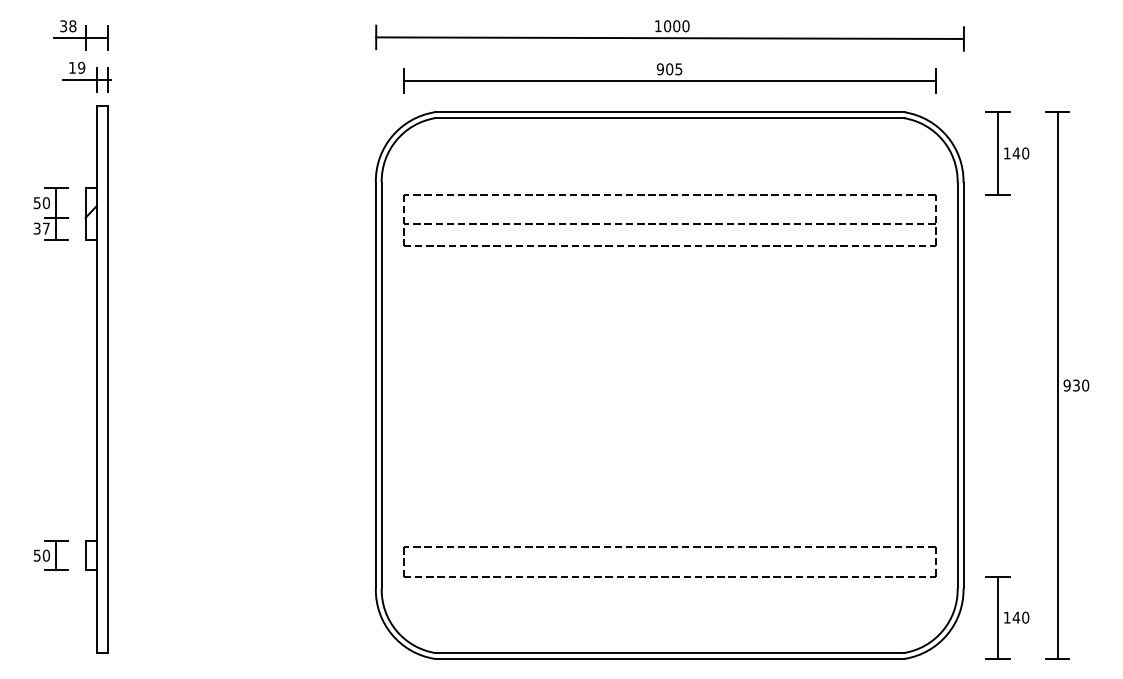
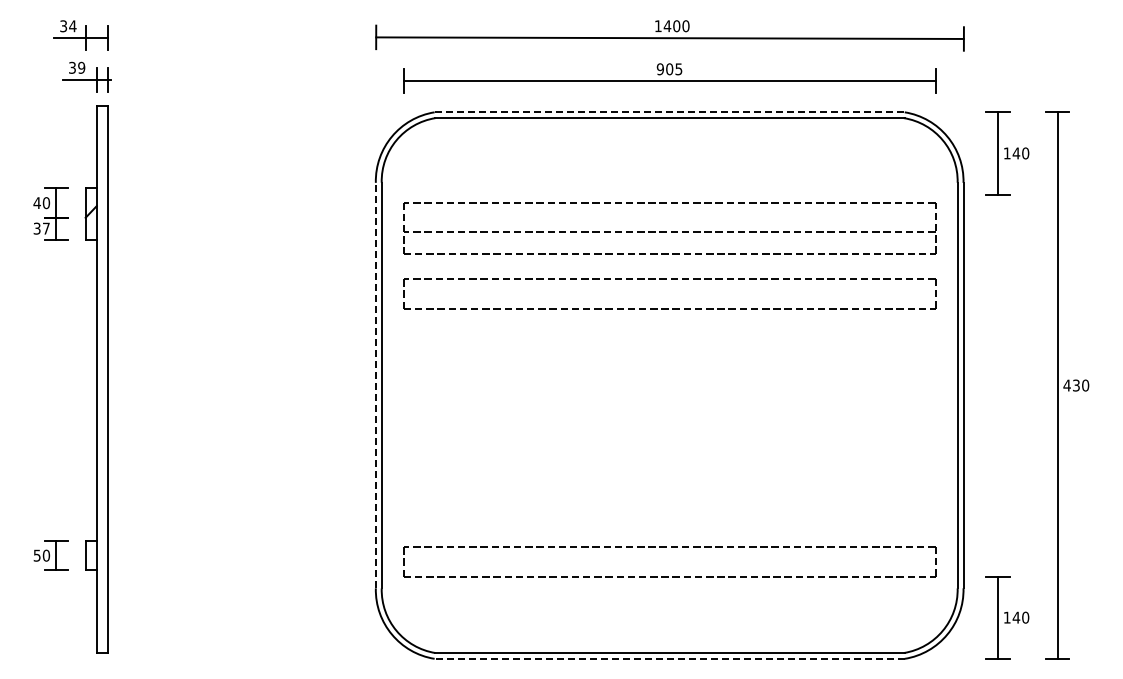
text: 38 -> 34 (72, 26)
text: 1000 -> 1400 (667, 26)
text: 19 -> 39 (72, 67)
line: solid -> dashed (670, 112)
text: 50 -> 40 (36, 203)
part position: (669, 220) -> (669, 228) (669, 228)
part: none -> present (671, 279)
line: solid -> dashed (375, 385)
text: 930 -> 430 (1066, 385)
line: solid -> dashed (669, 658)
